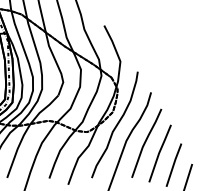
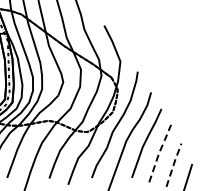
line: solid -> dashed (159, 153)
line: solid -> dashed (174, 163)
